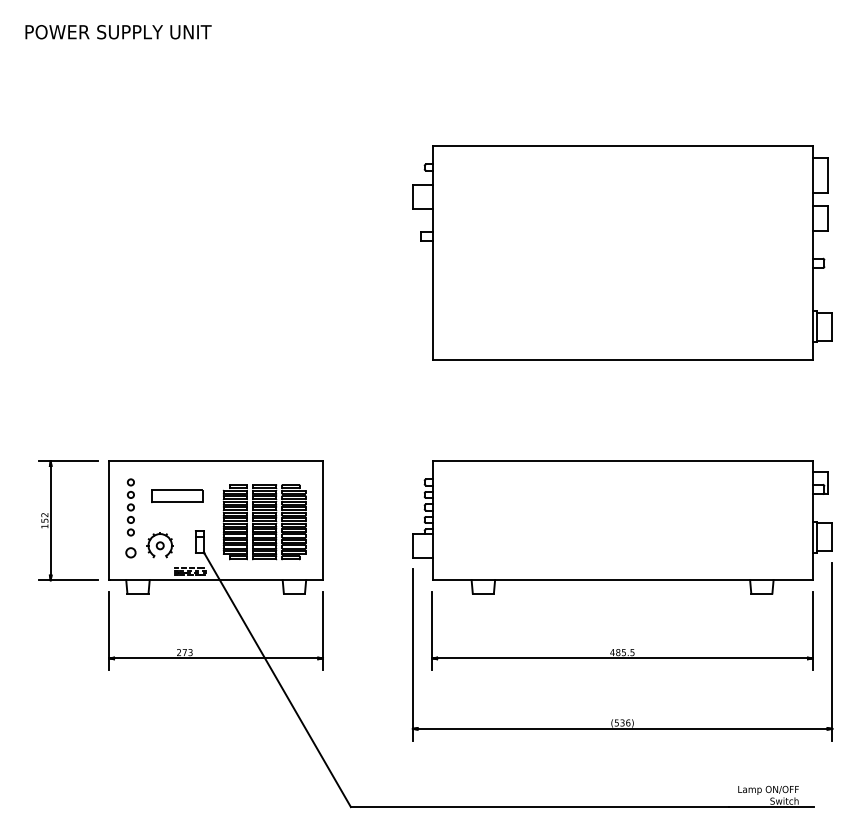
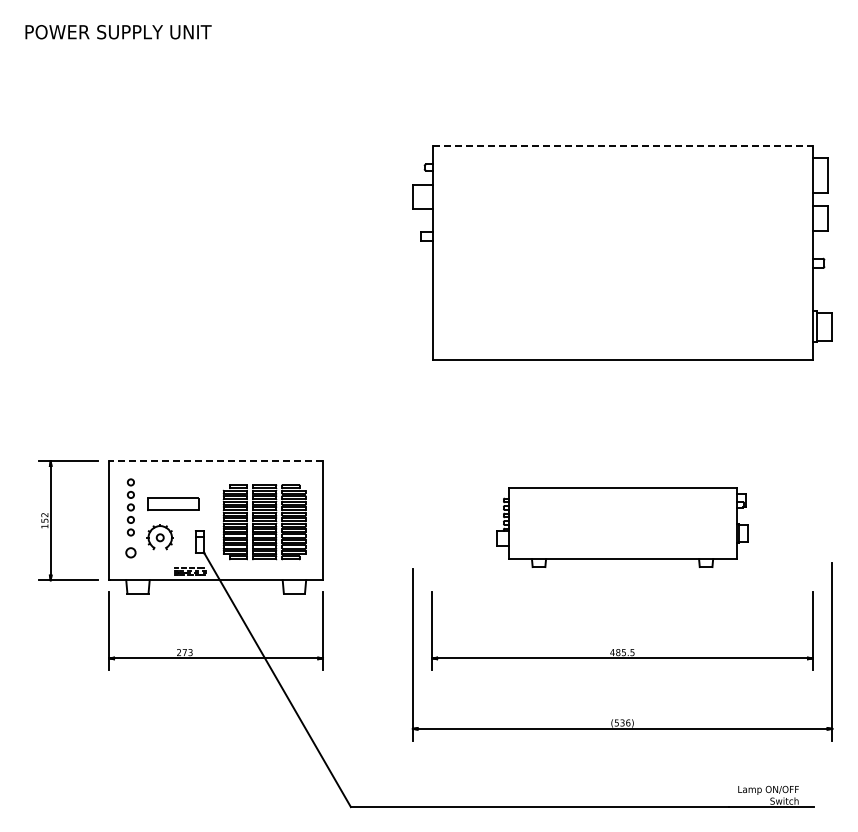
line: solid -> dashed (623, 146)
line: solid -> dashed (216, 461)
part position: (177, 495) -> (173, 503) (173, 503)
part size: 421x135 px -> 253x81 px (622, 527)
part position: (159, 545) -> (159, 537) (159, 537)
